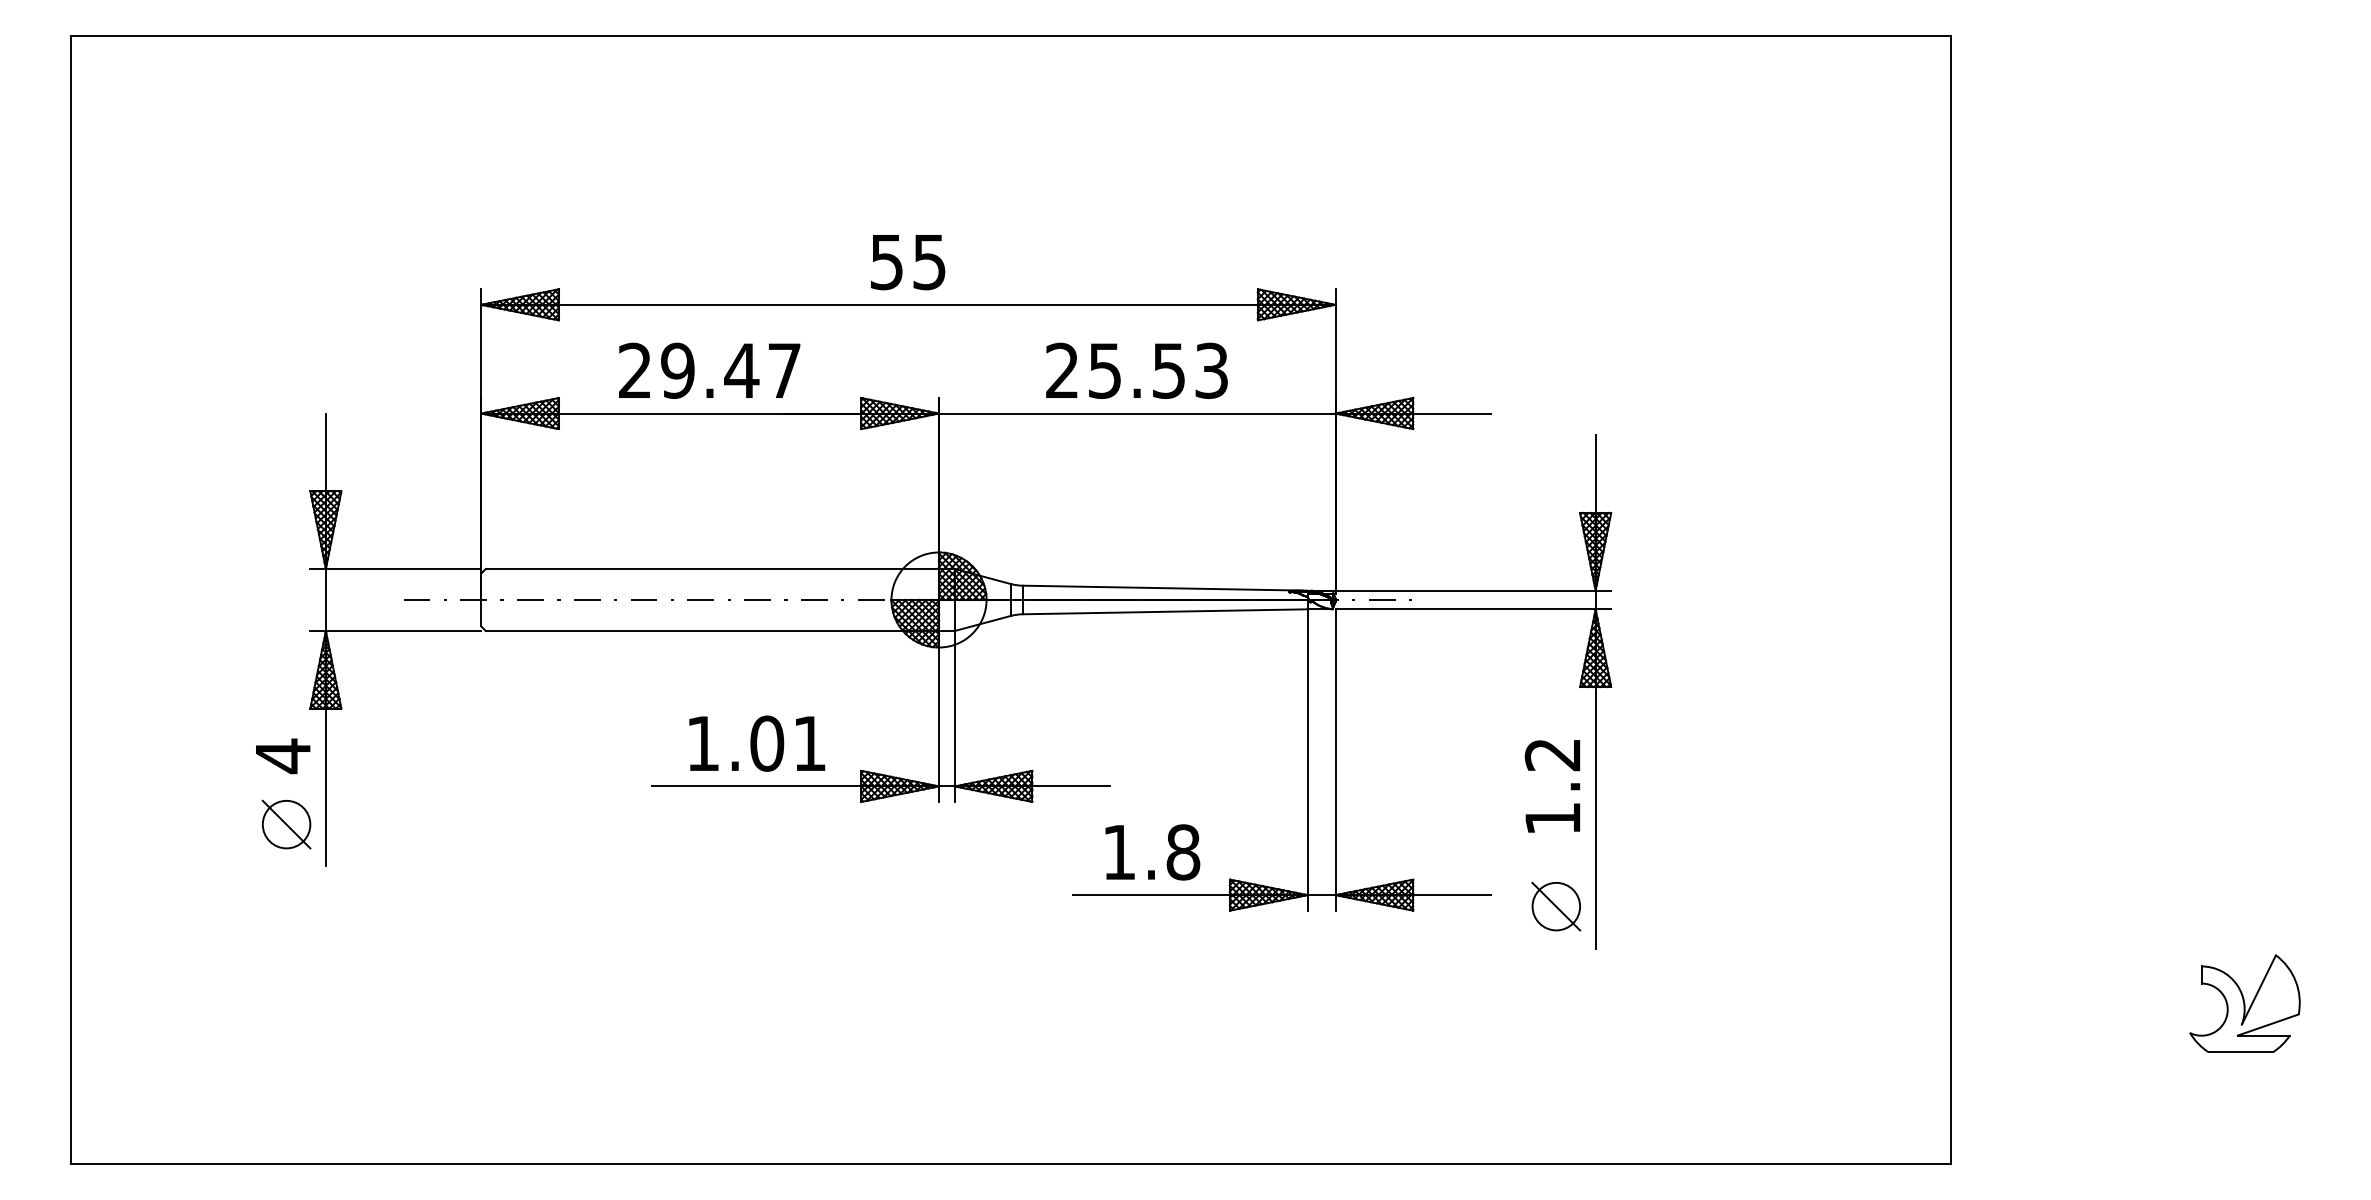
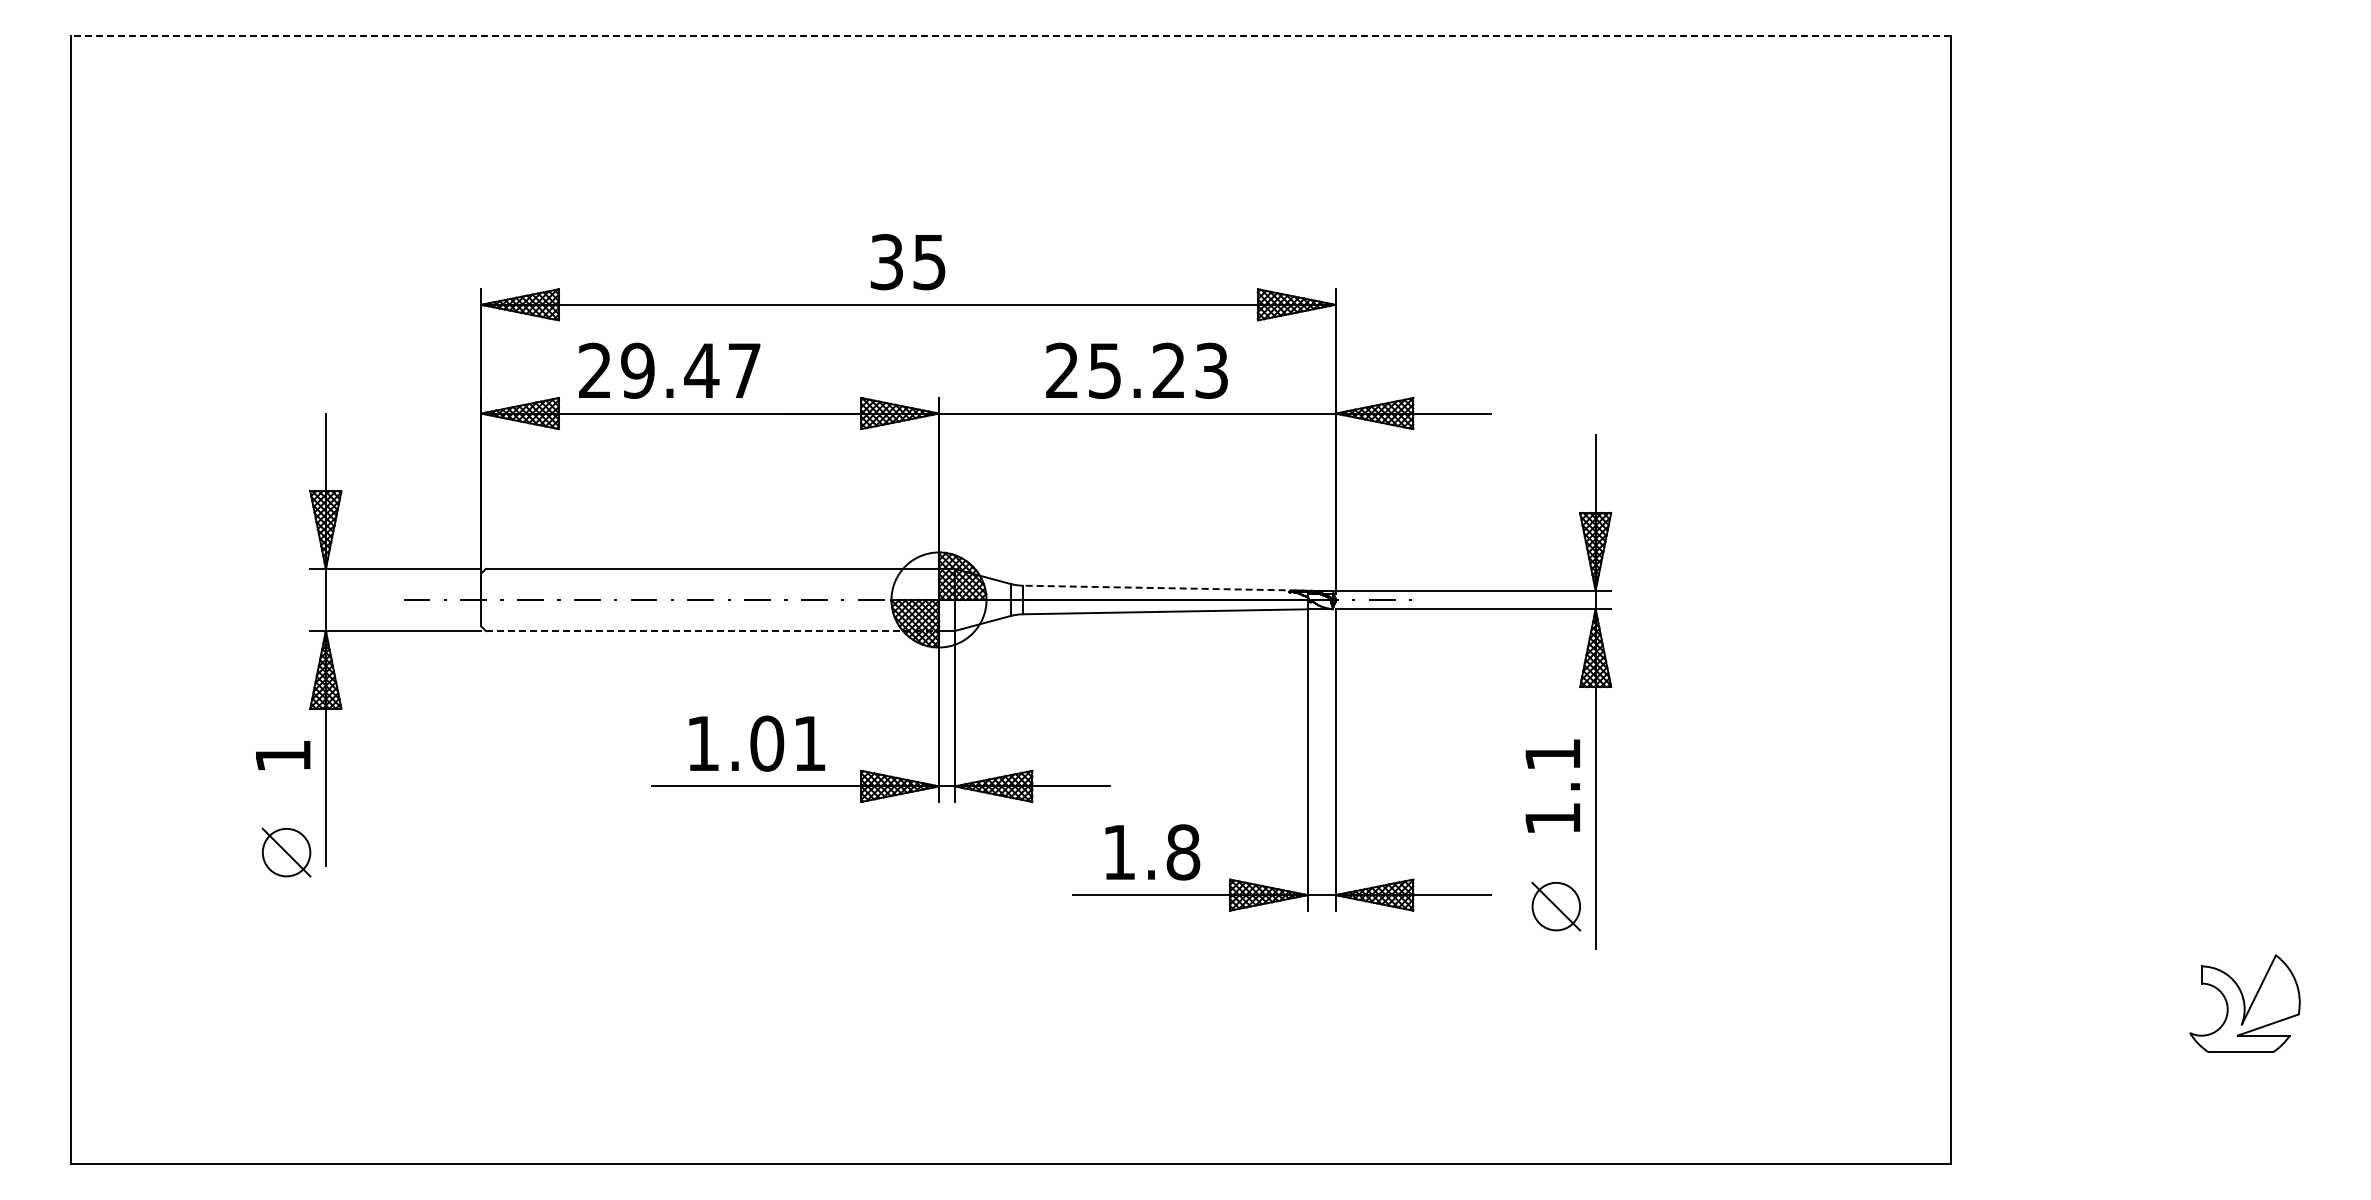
line: solid -> dashed (1010, 36)
text: 55 -> 35 (886, 261)
text position: (709, 370) -> (669, 370) (669, 370)
text: 25.53 -> 25.23 (1168, 370)
line: solid -> dashed (1165, 588)
line: solid -> dashed (712, 631)
text: 1.2 -> 1.1 (1552, 755)
text: 4 -> 1 (283, 756)
part position: (286, 824) -> (286, 852) (286, 852)
